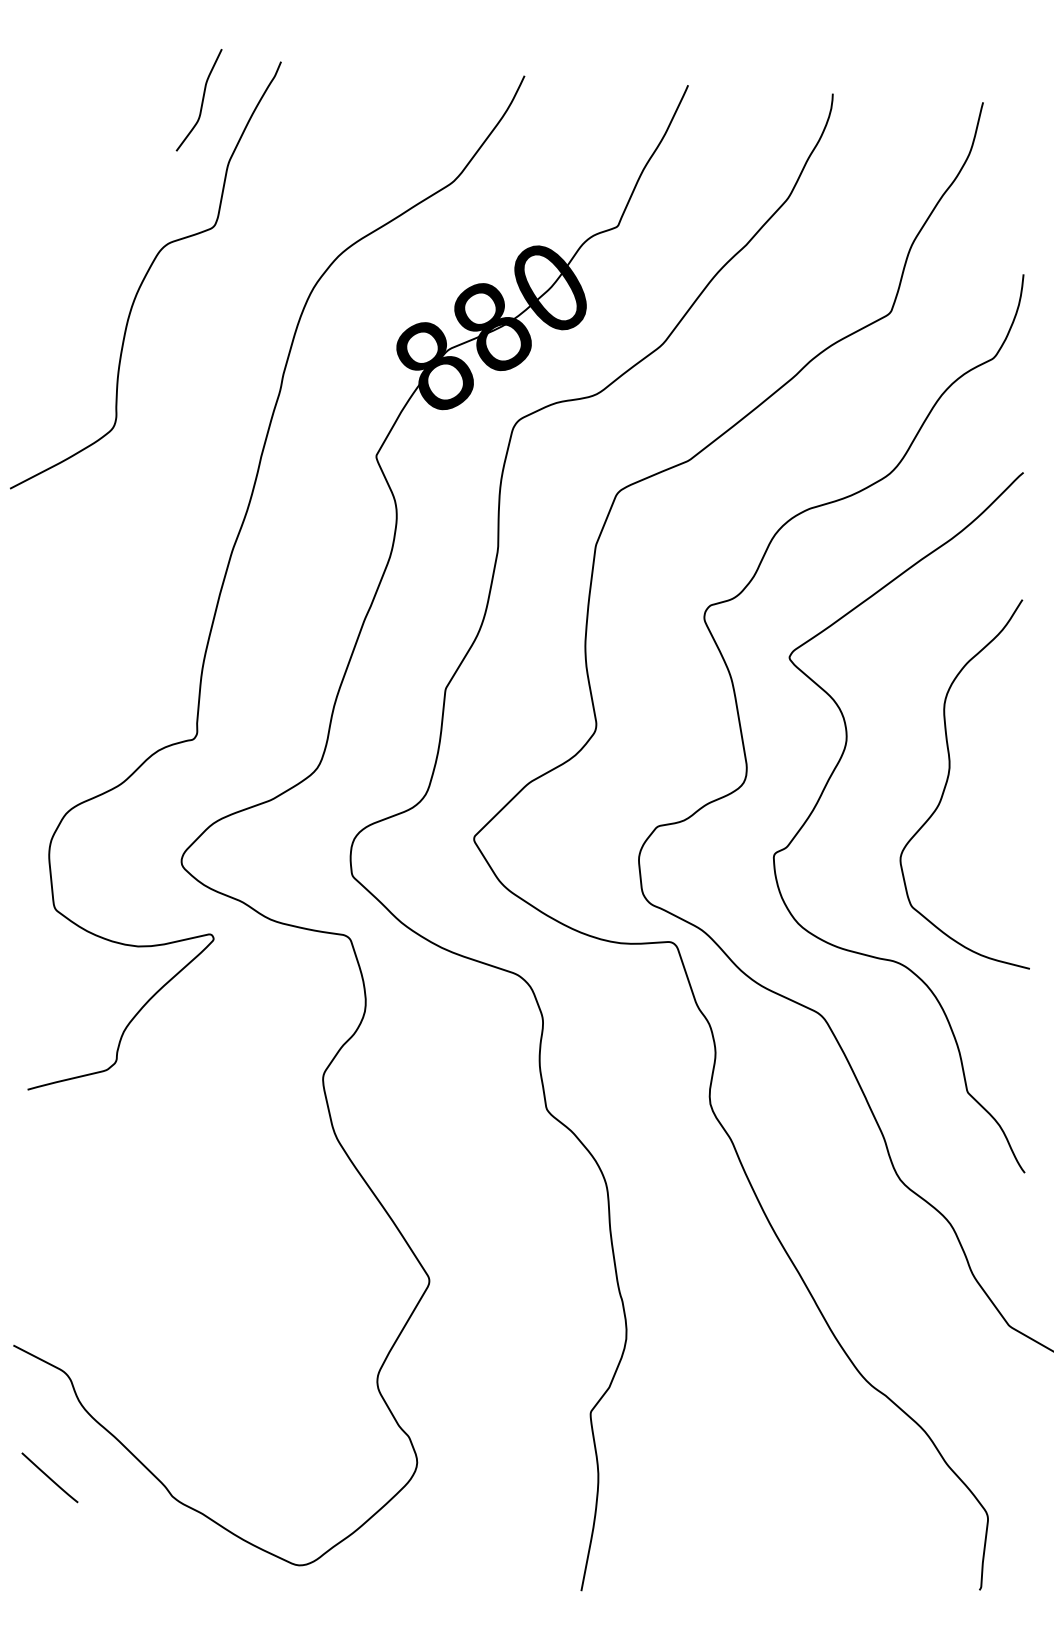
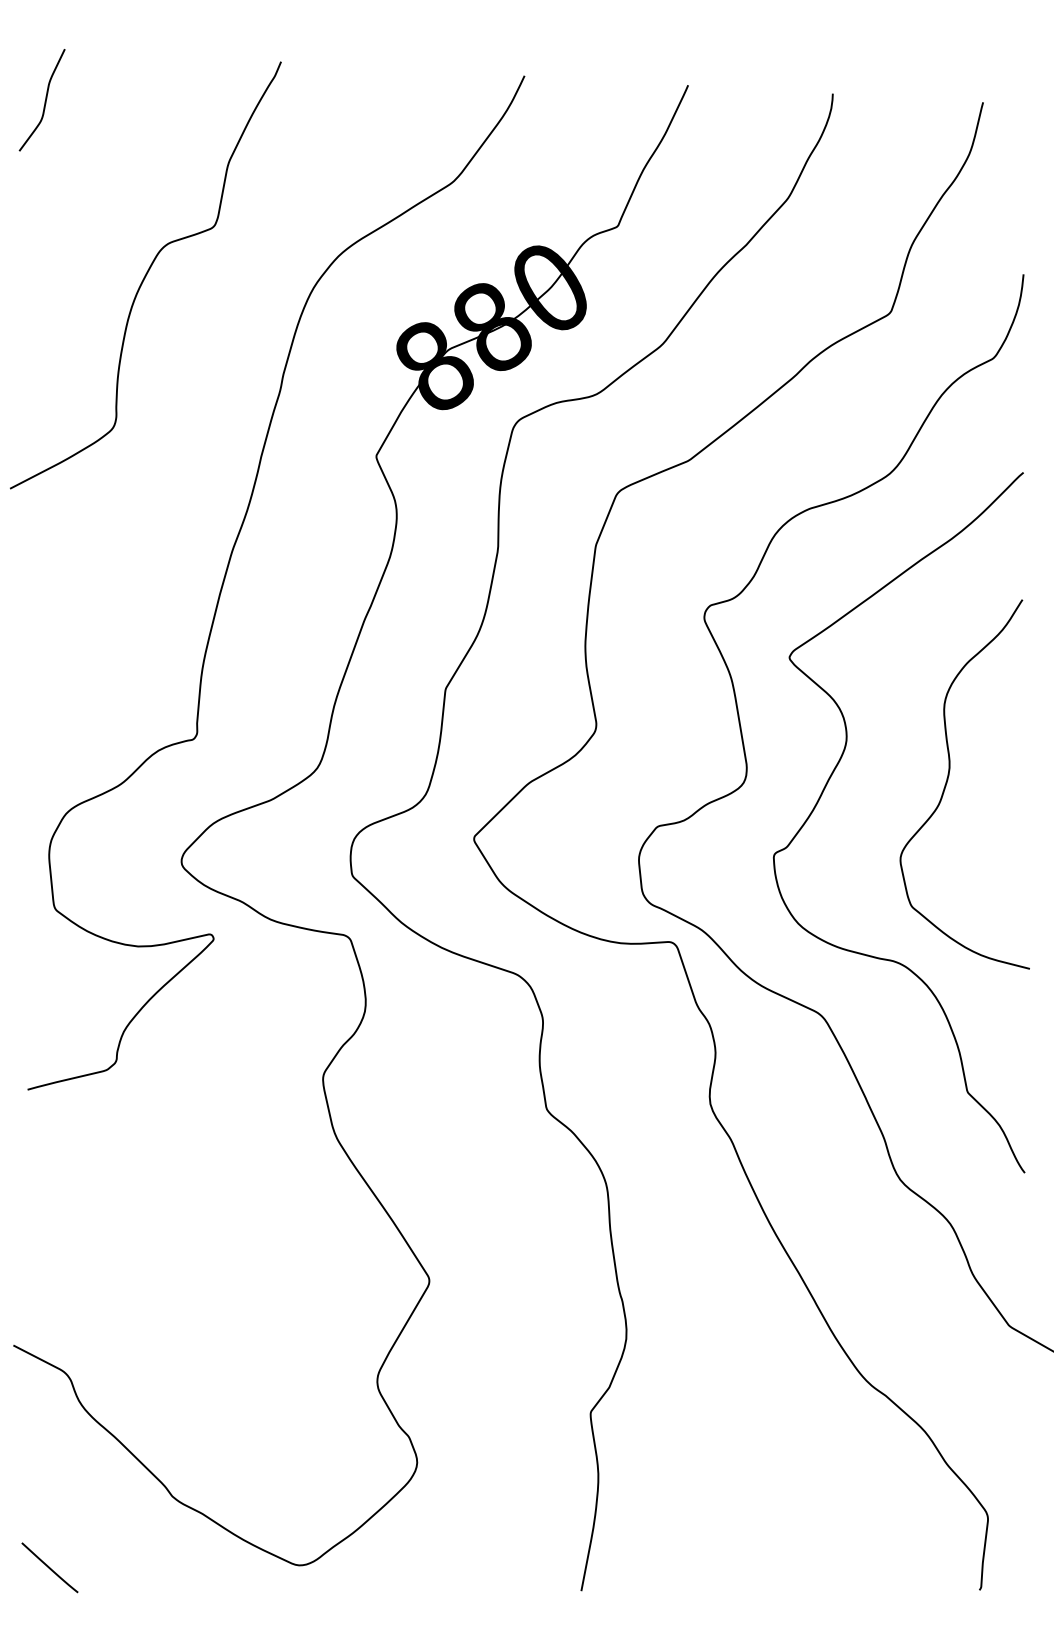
curve position: (201, 101) -> (44, 101) (44, 101)
line position: (49, 1477) -> (49, 1567) (49, 1567)
